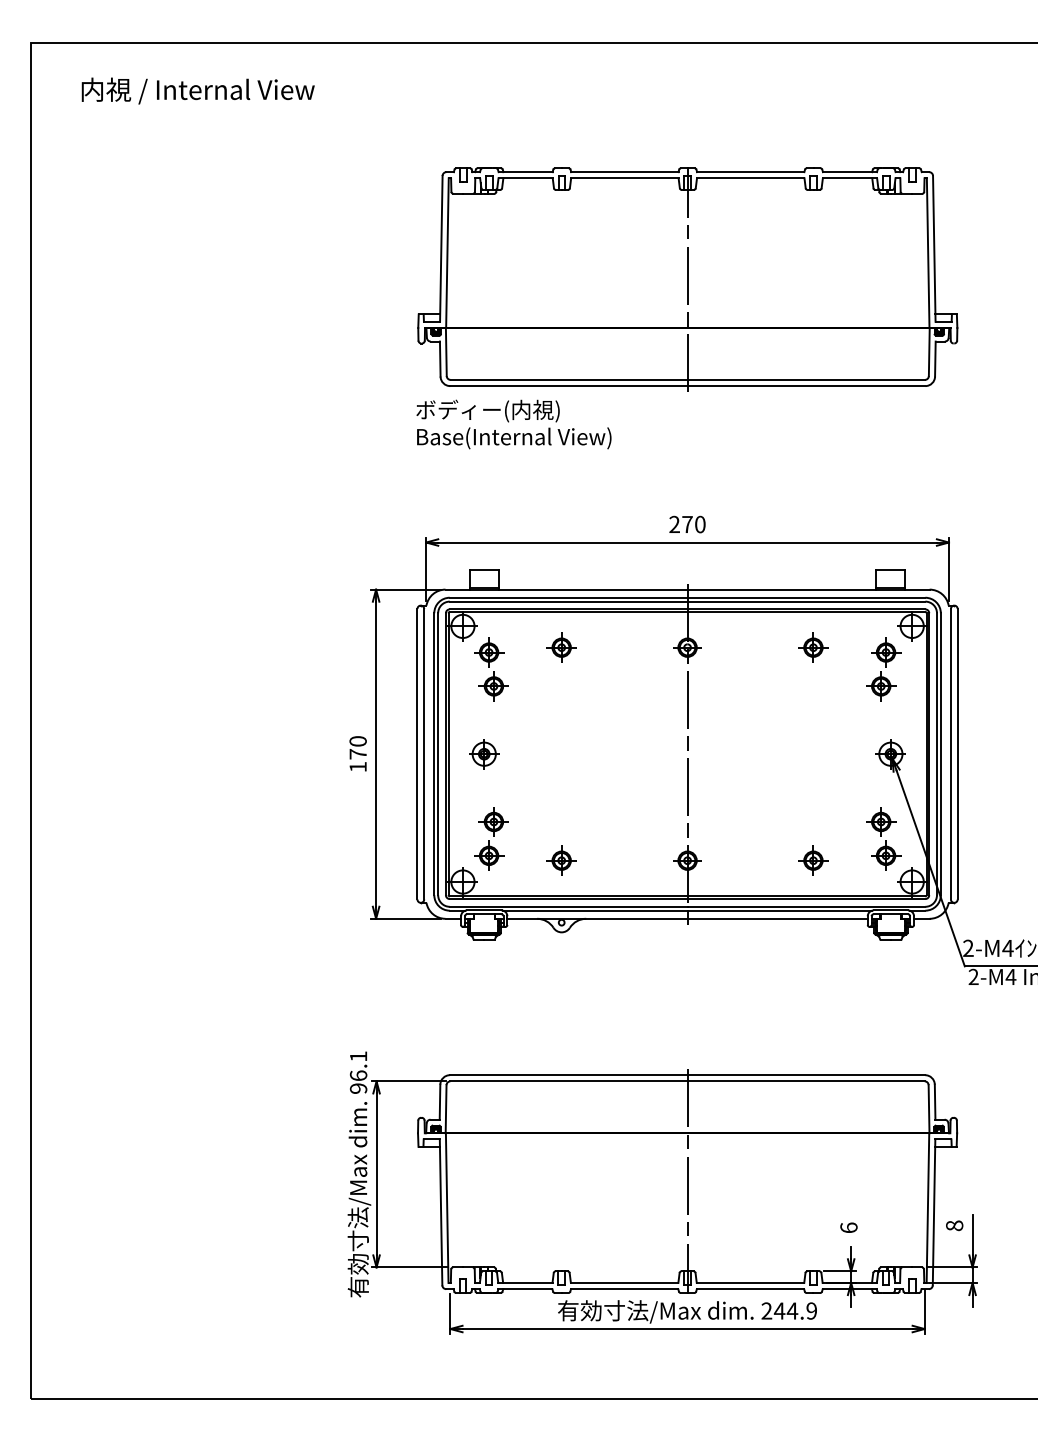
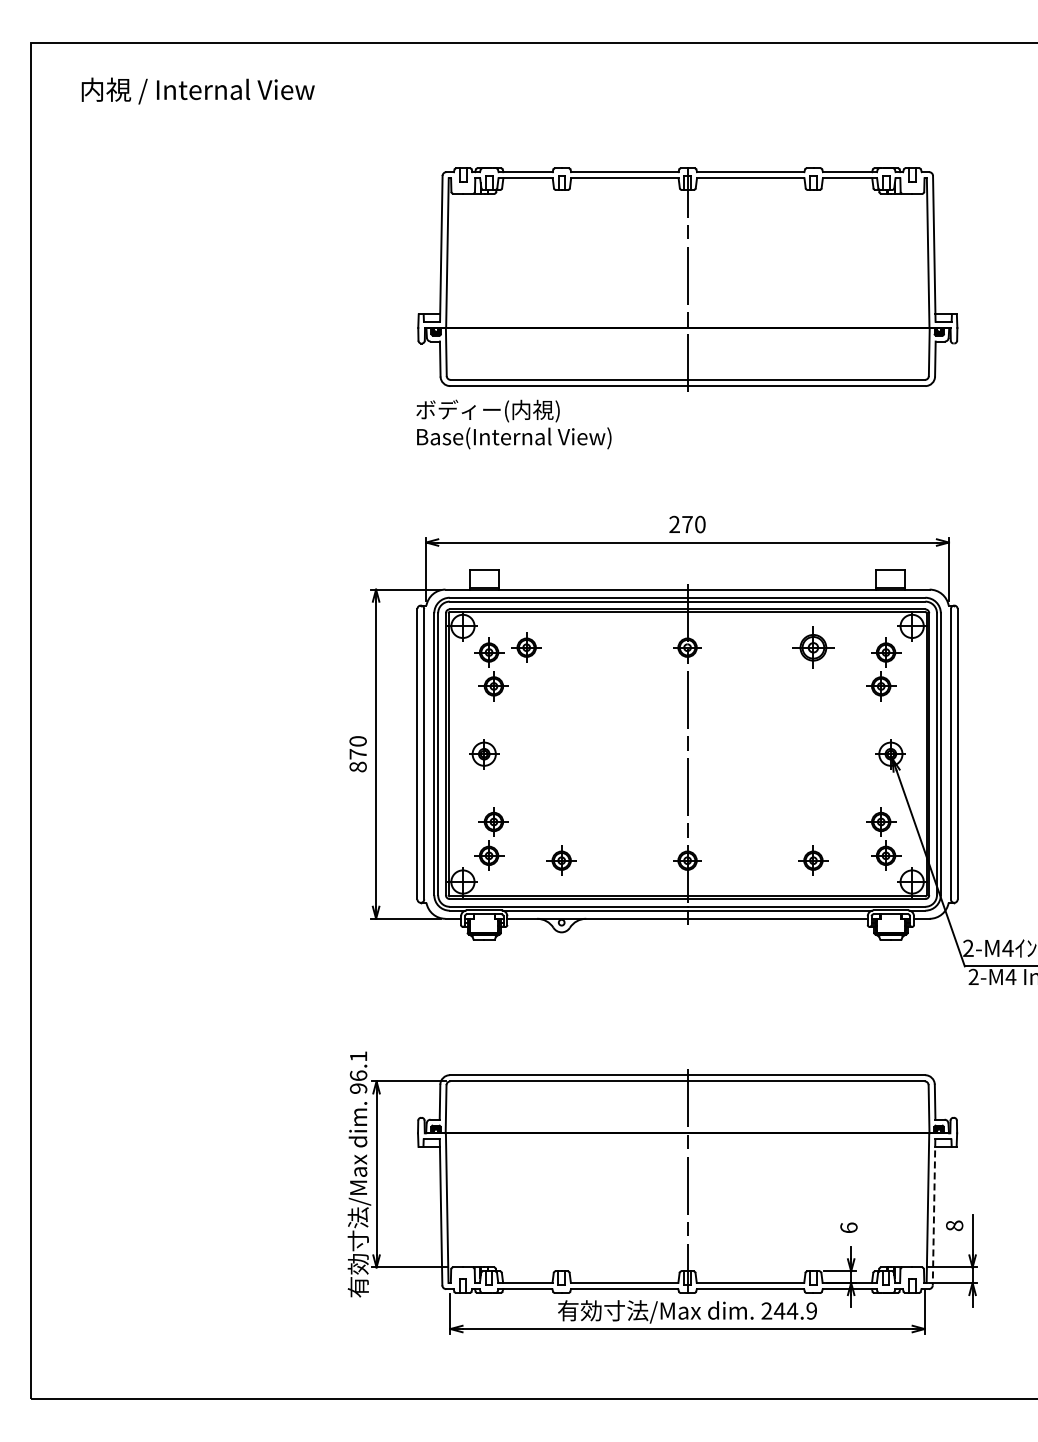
part position: (561, 647) -> (526, 647) (526, 647)
part size: 31x31 px -> 43x43 px (813, 647)
text: 170 -> 870 (357, 766)
line: solid -> dashed (934, 1212)
